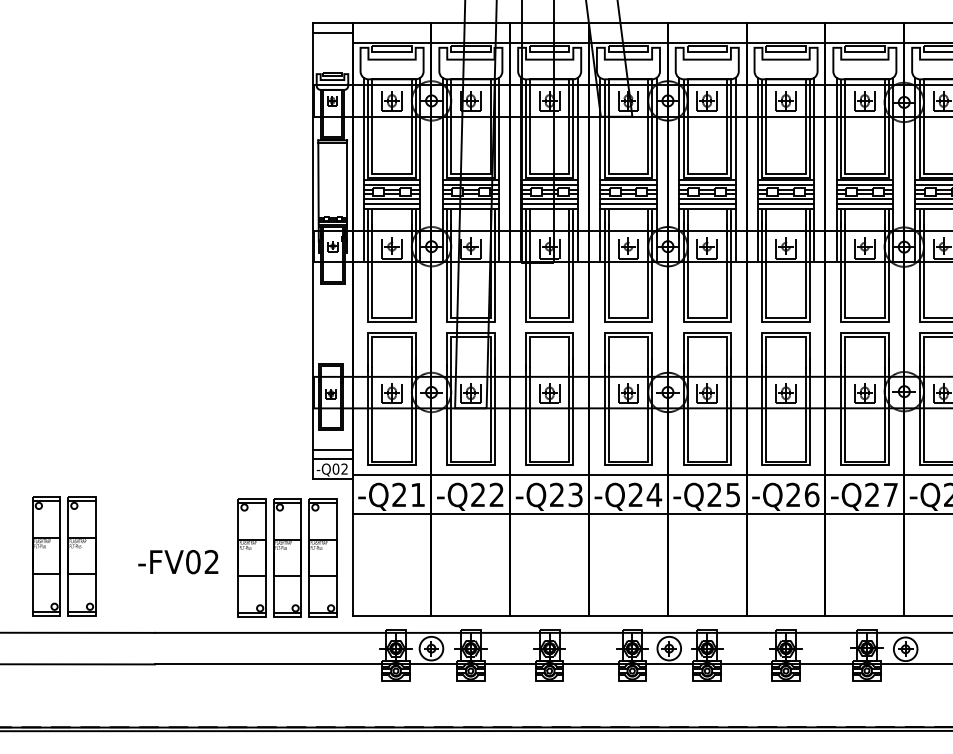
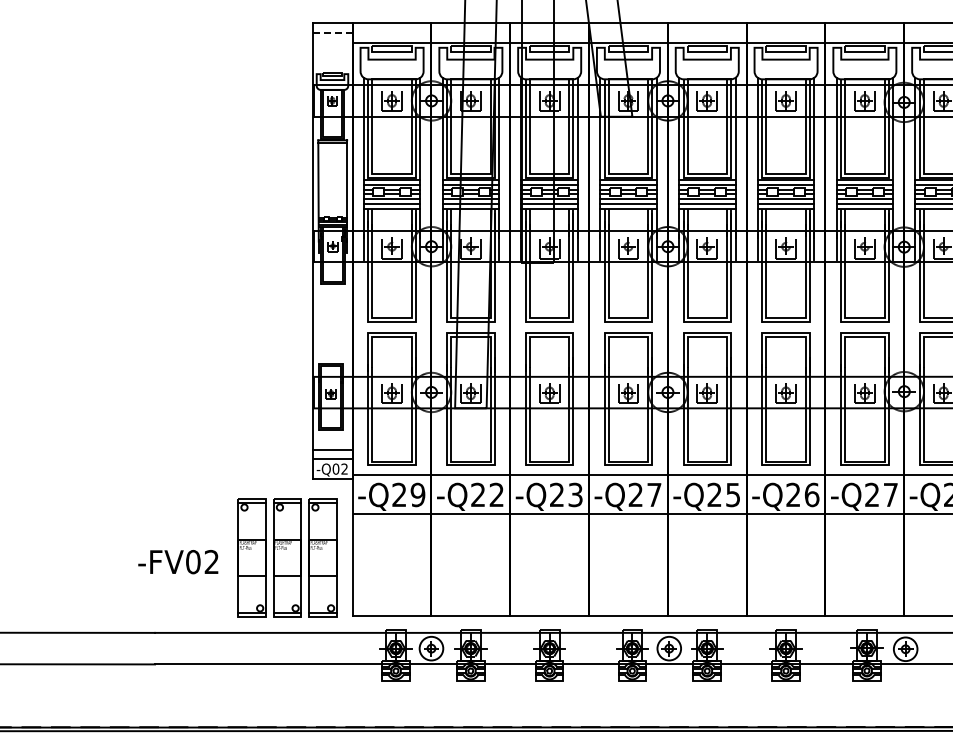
line: solid -> dashed (332, 32)
text: -Q21 -> -Q29 (417, 494)
text: -Q24 -> -Q27 (654, 494)
part: present -> none (64, 556)
